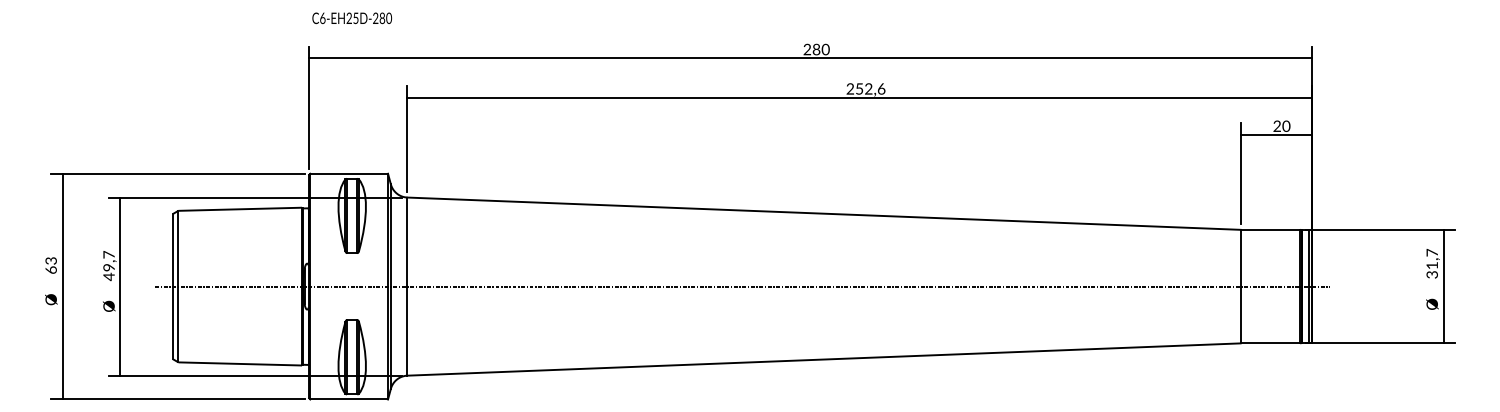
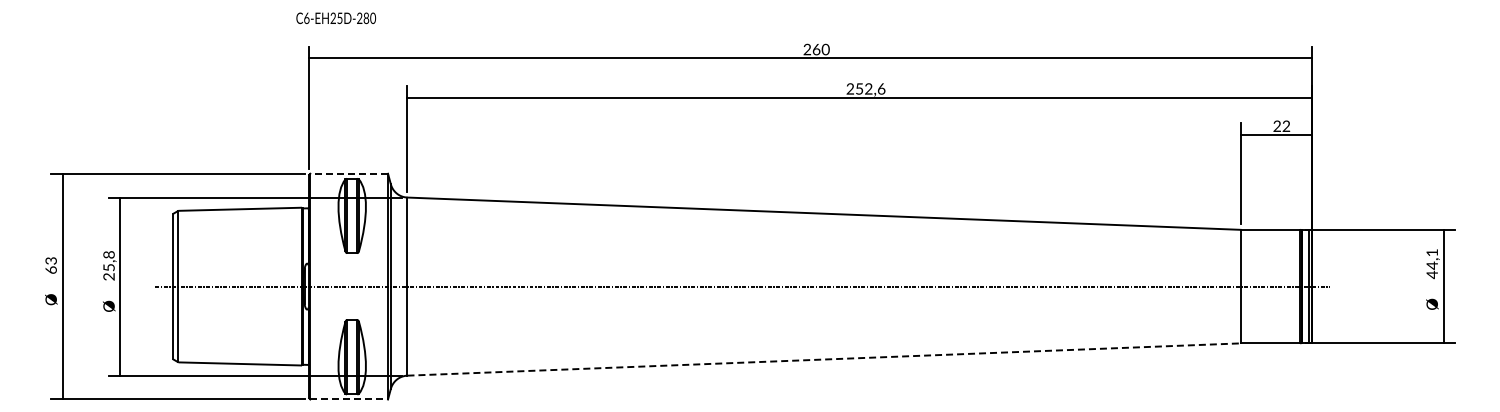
text position: (351, 18) -> (335, 18) (335, 18)
text: 280 -> 260 (816, 48)
text: 20 -> 22 (1286, 127)
line: solid -> dashed (349, 173)
text: 31,7 -> 44,1 (1431, 264)
text: 49,7 -> 25,8 (108, 266)
line: solid -> dashed (824, 359)
line: solid -> dashed (349, 399)
